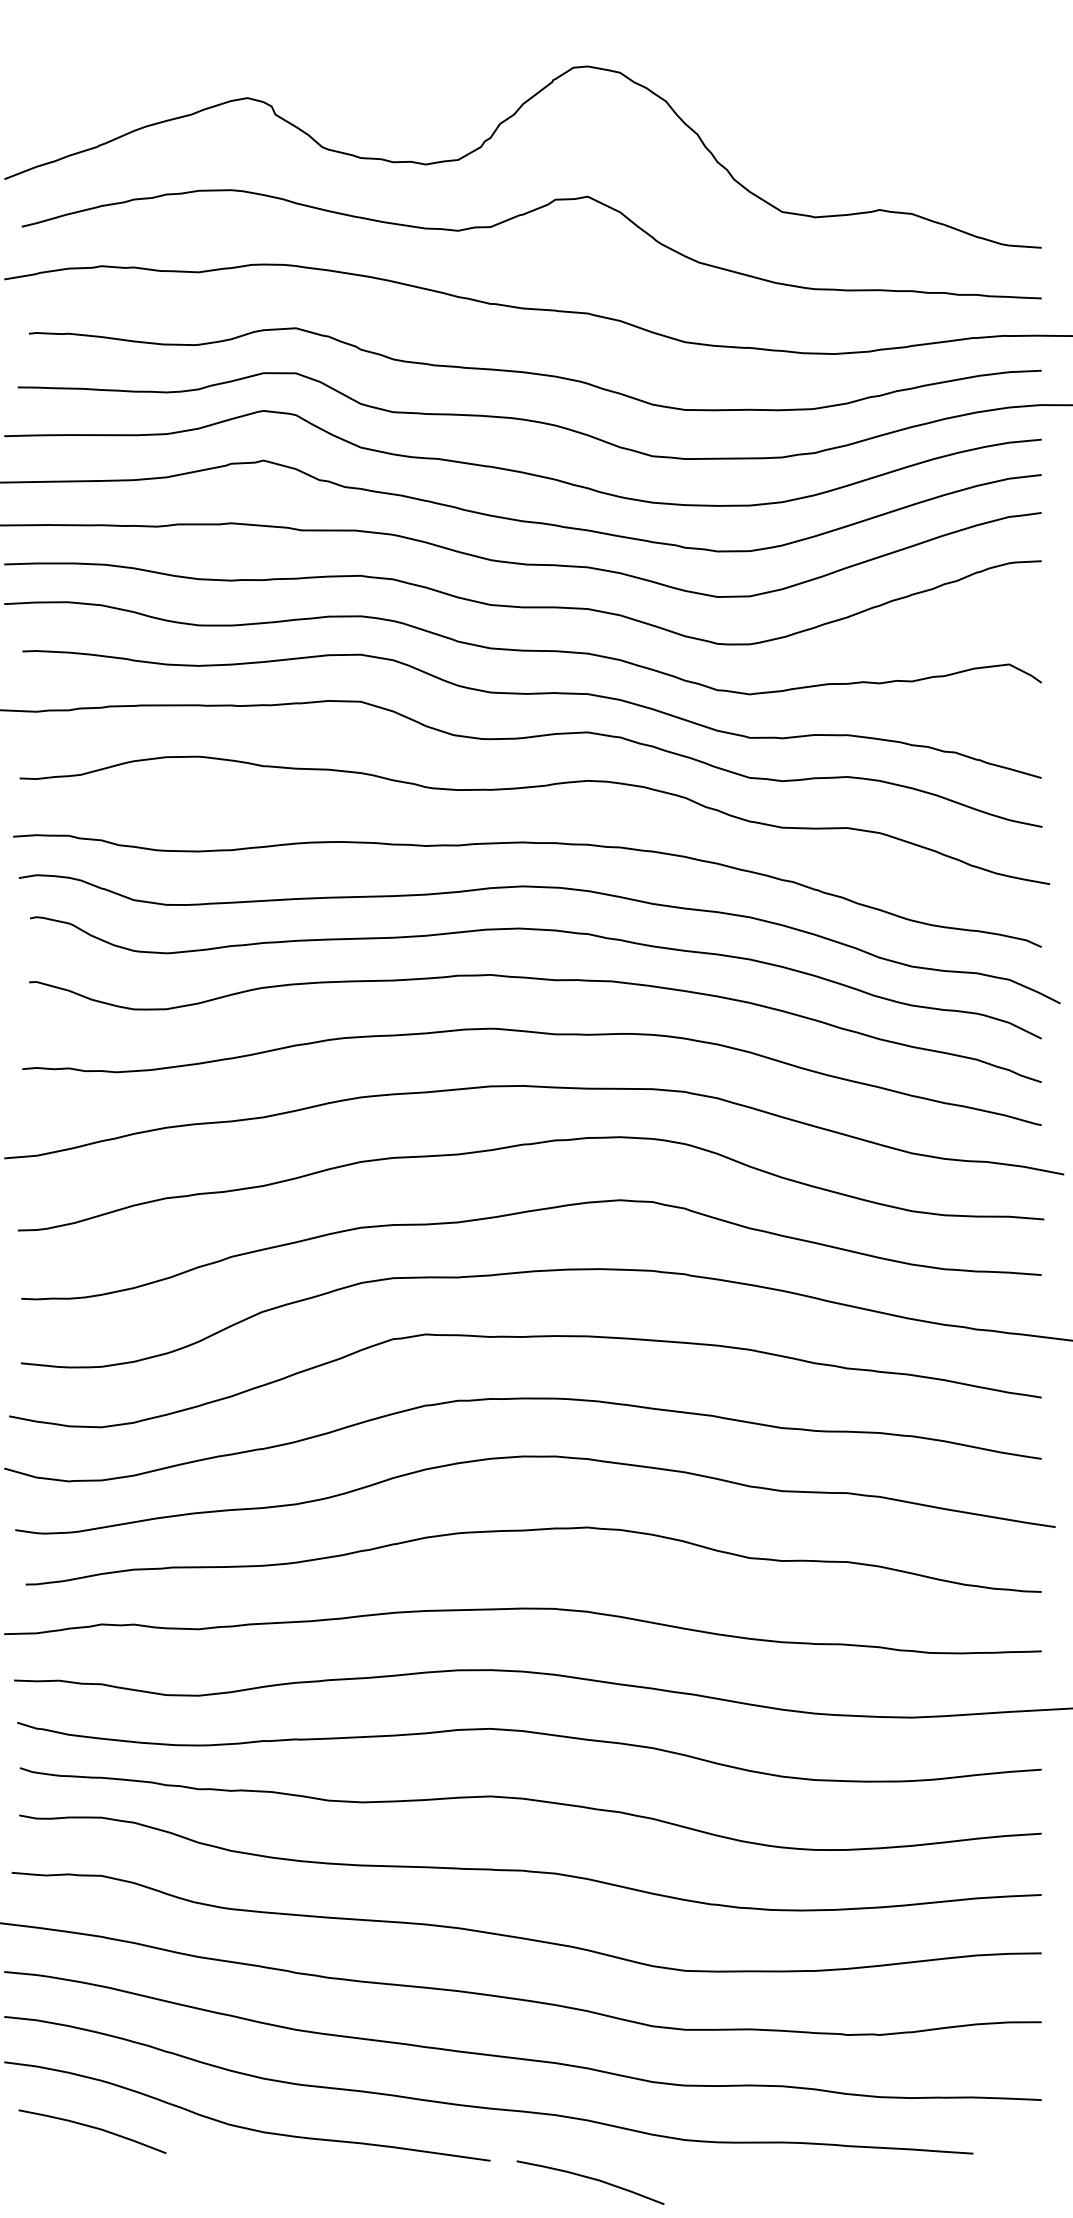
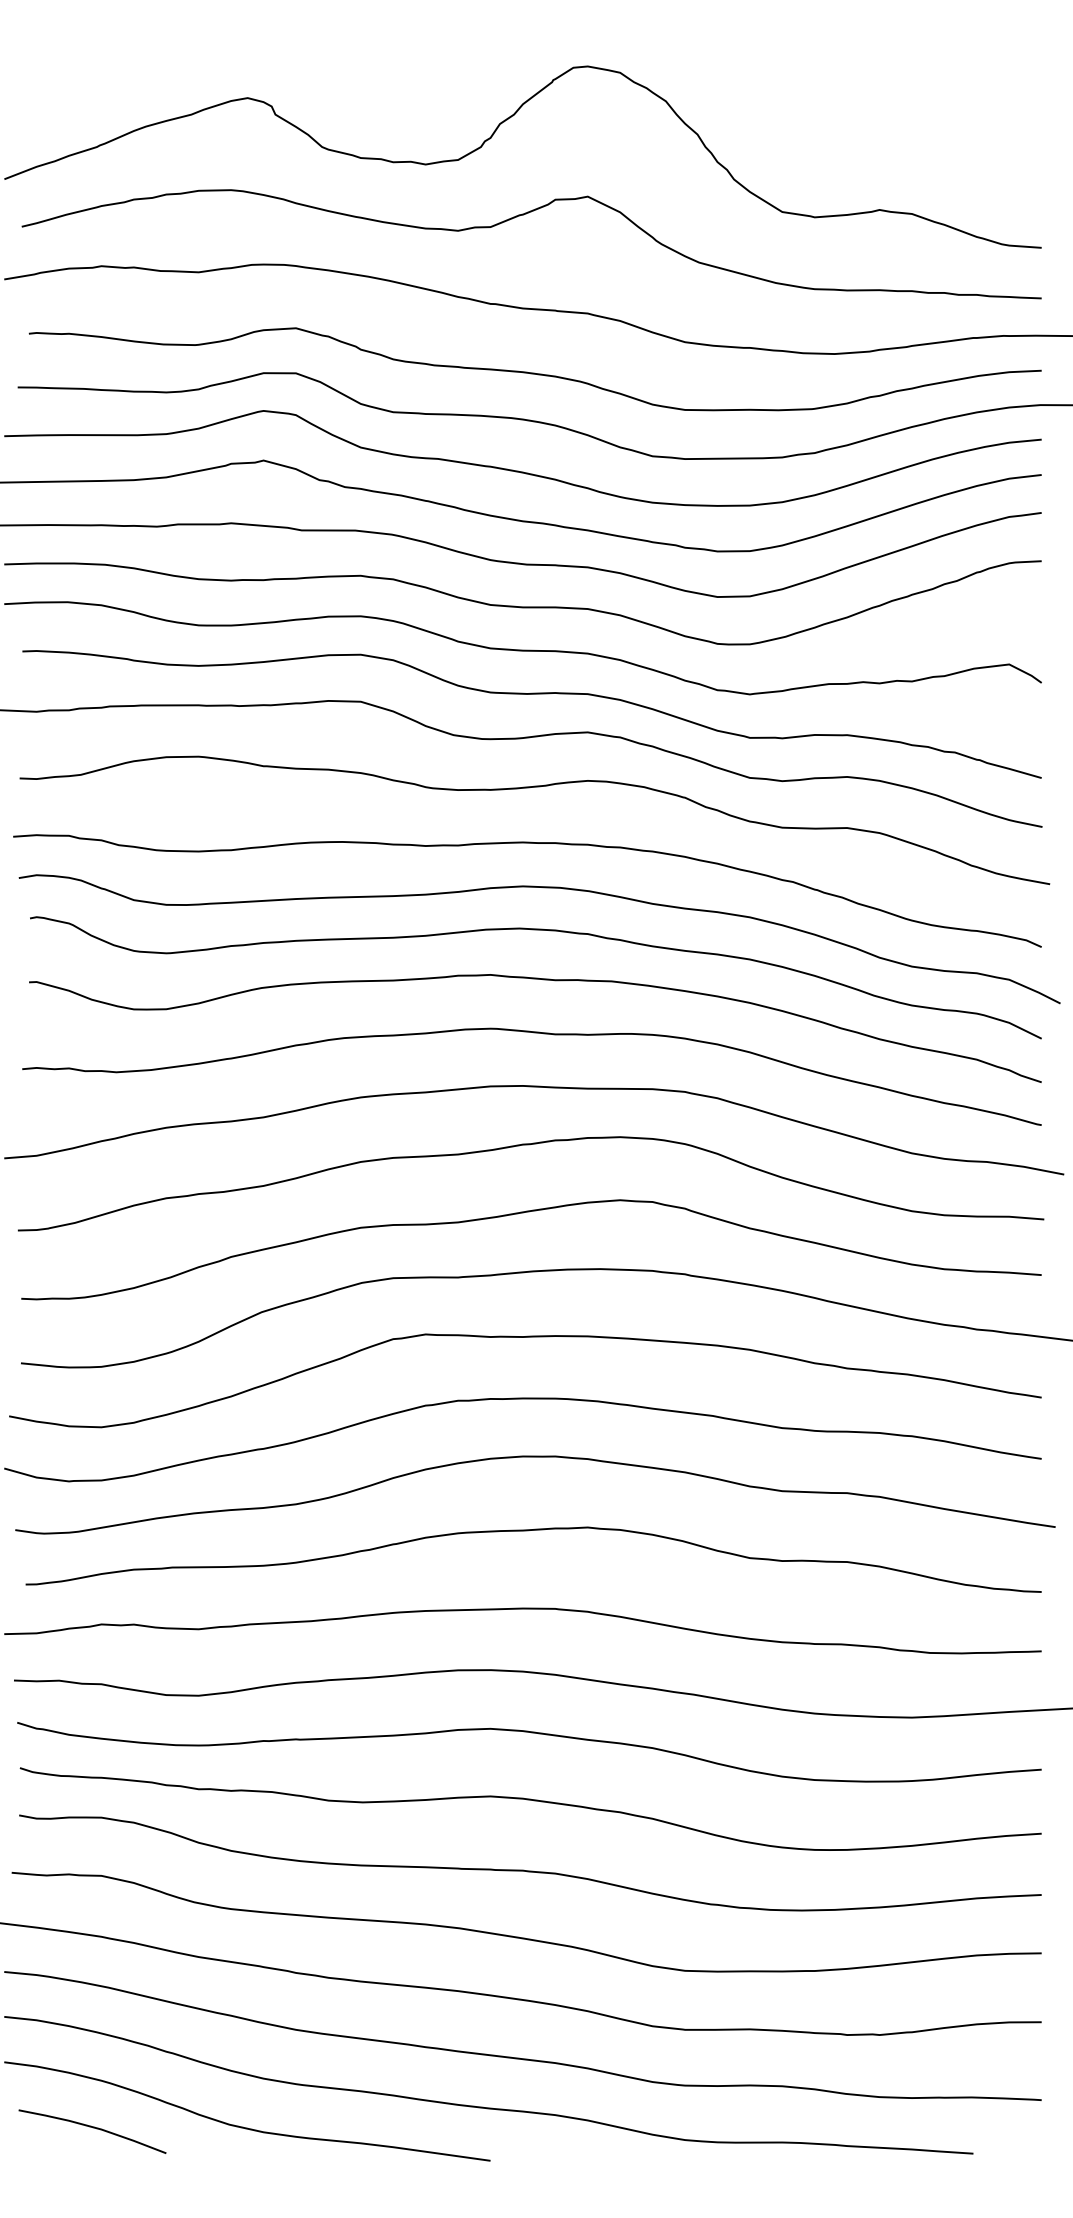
curve: present -> none (591, 2179)
